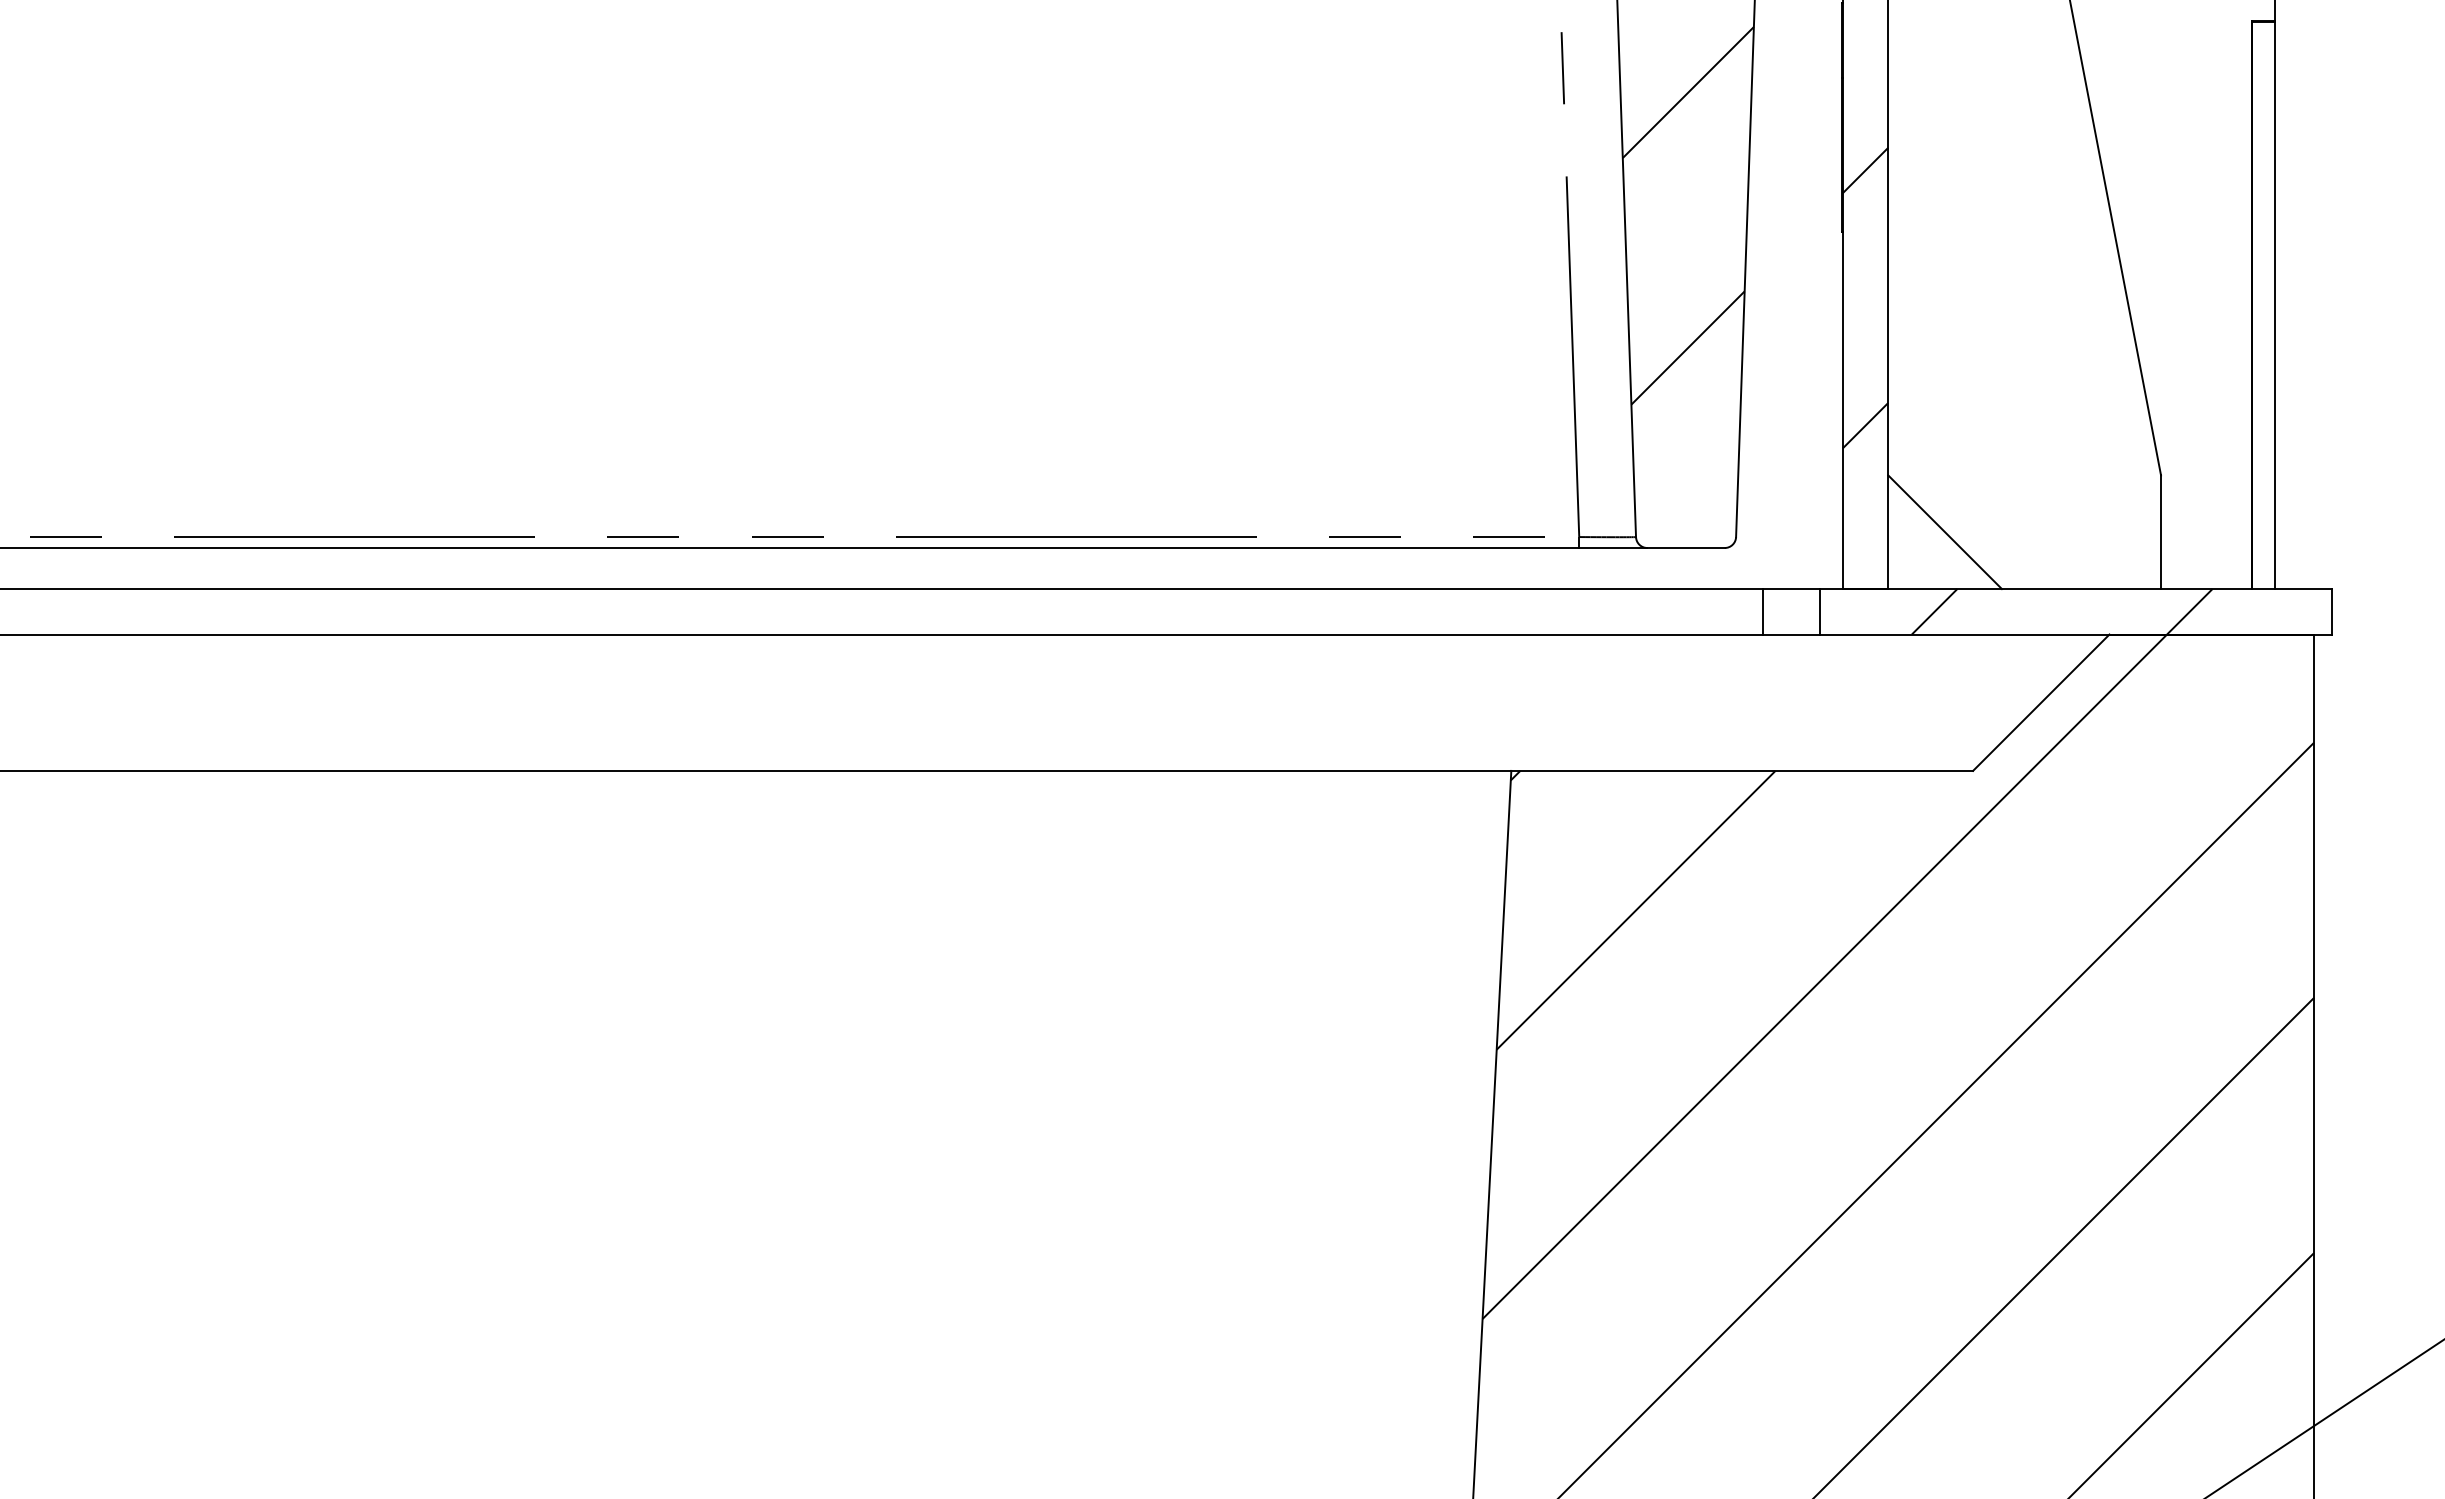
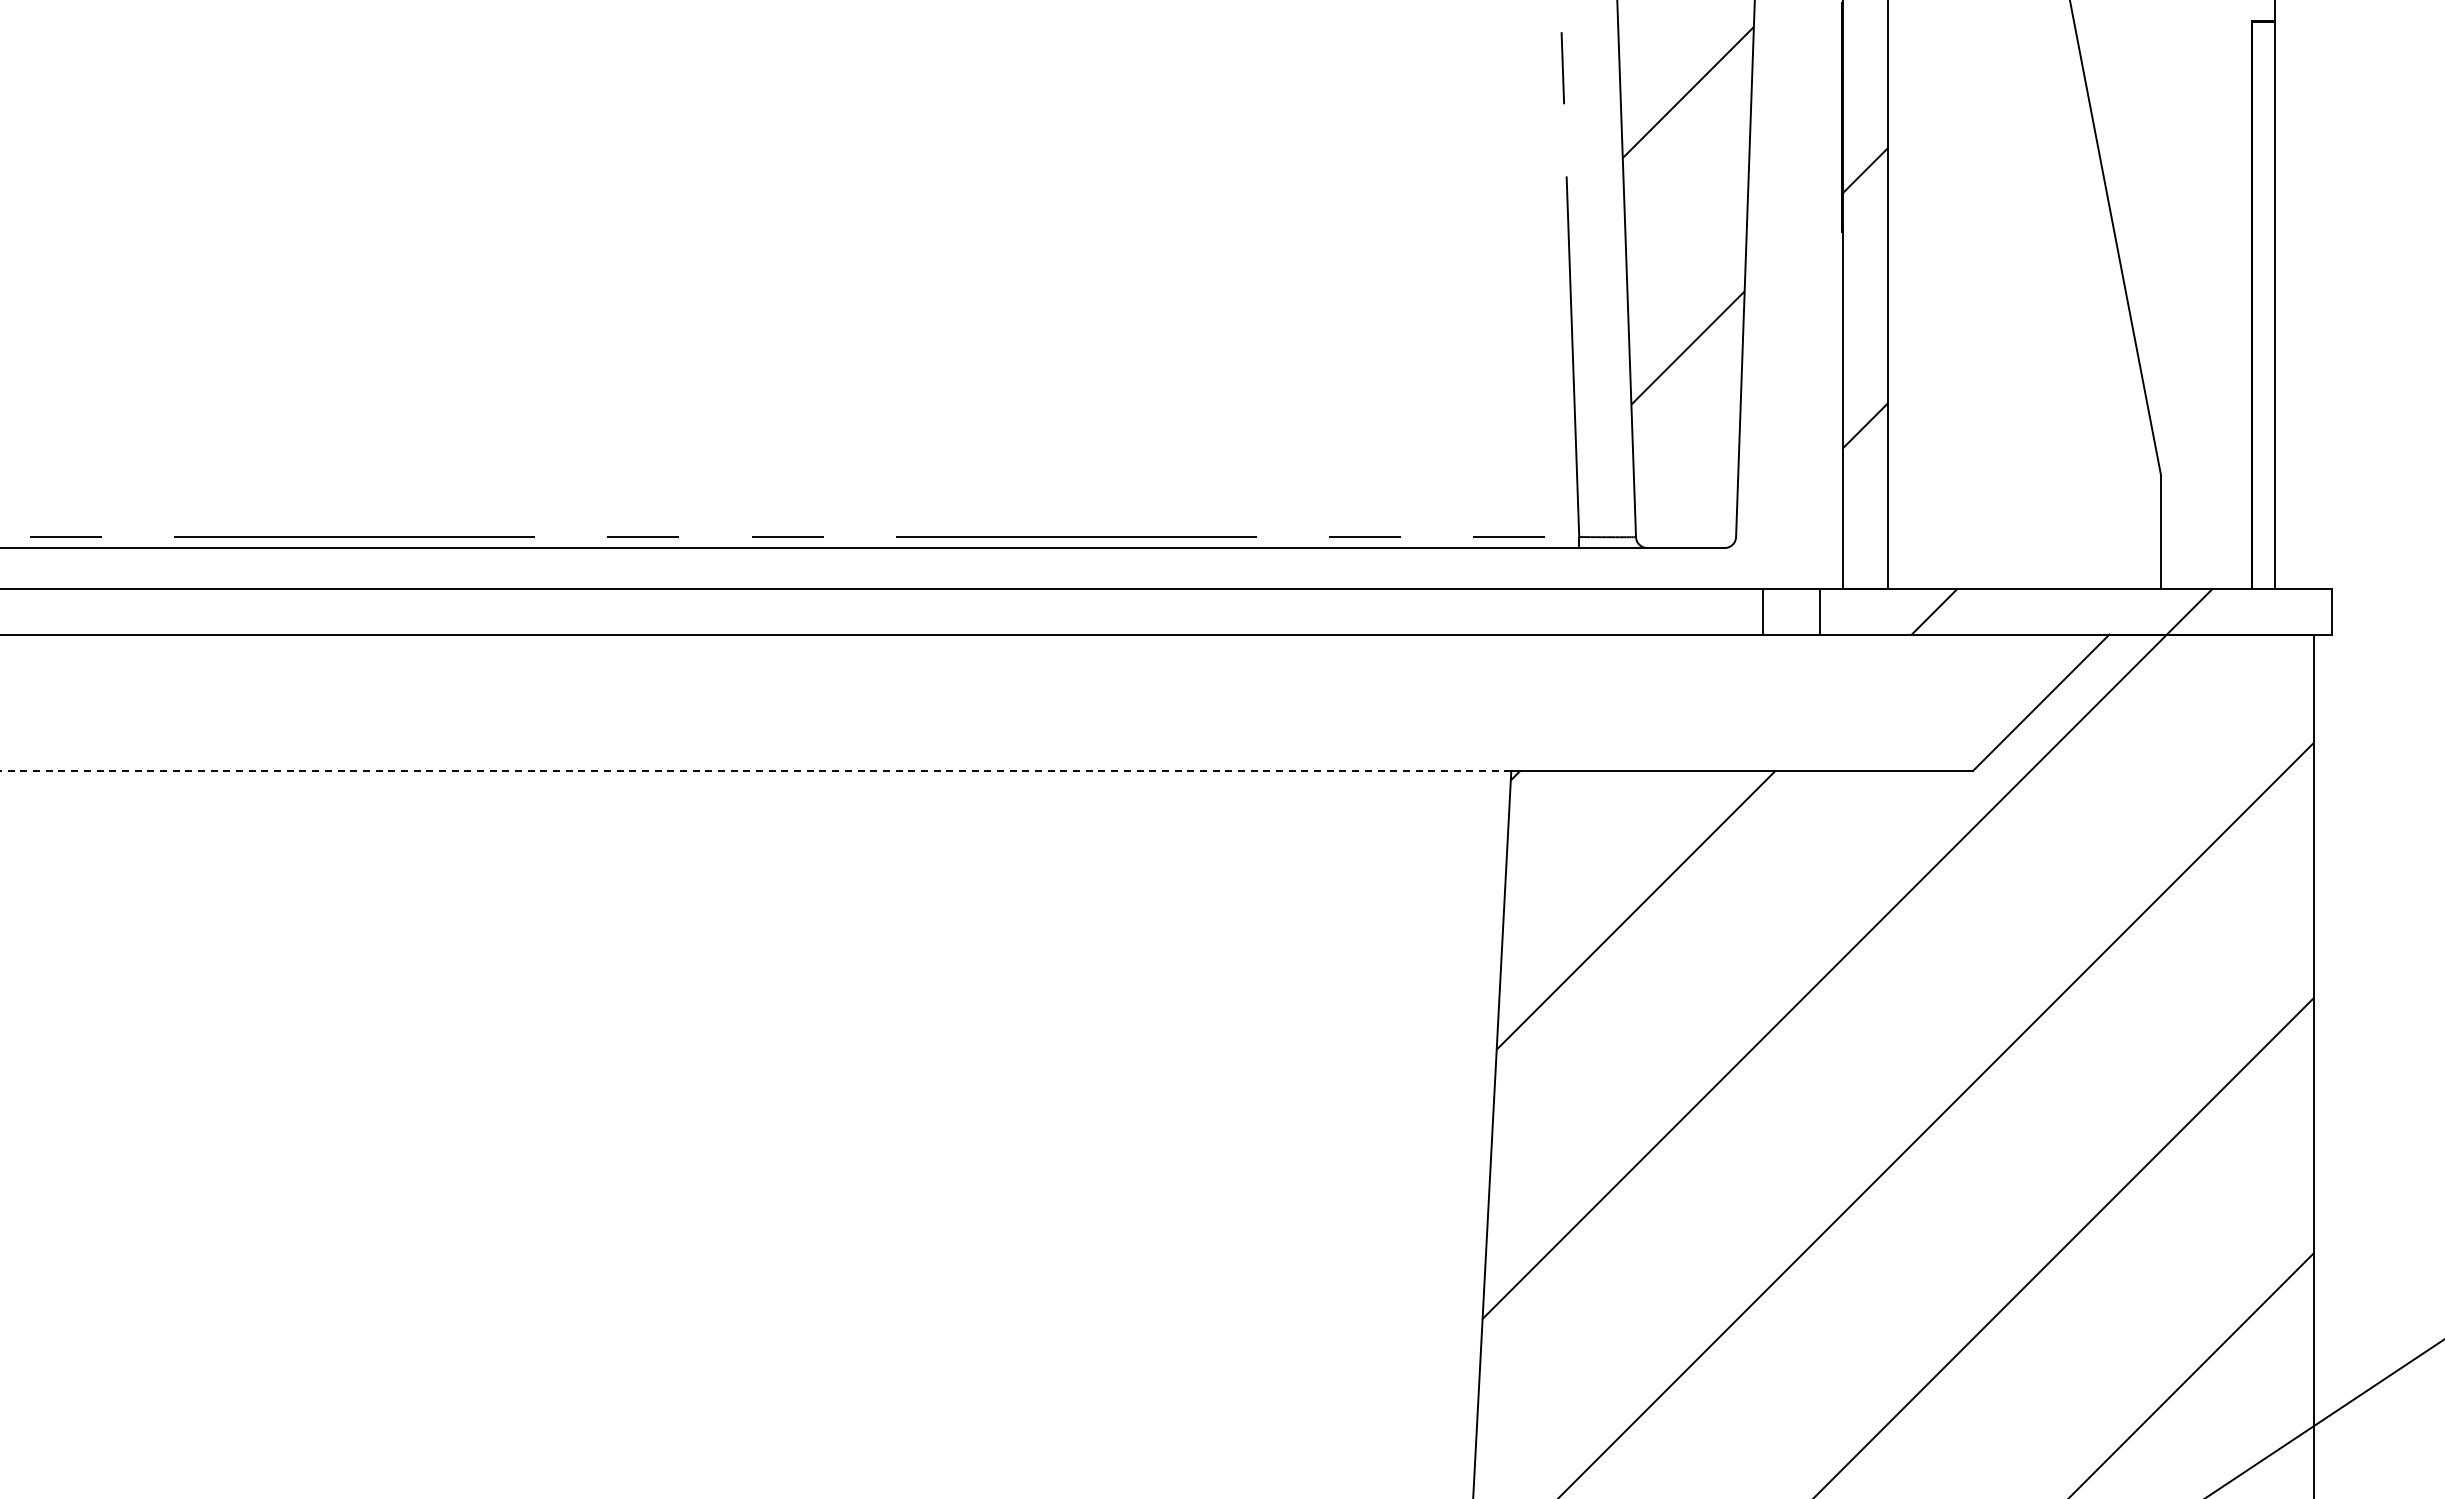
line: present -> none (1944, 532)
line: solid -> dashed (755, 770)
